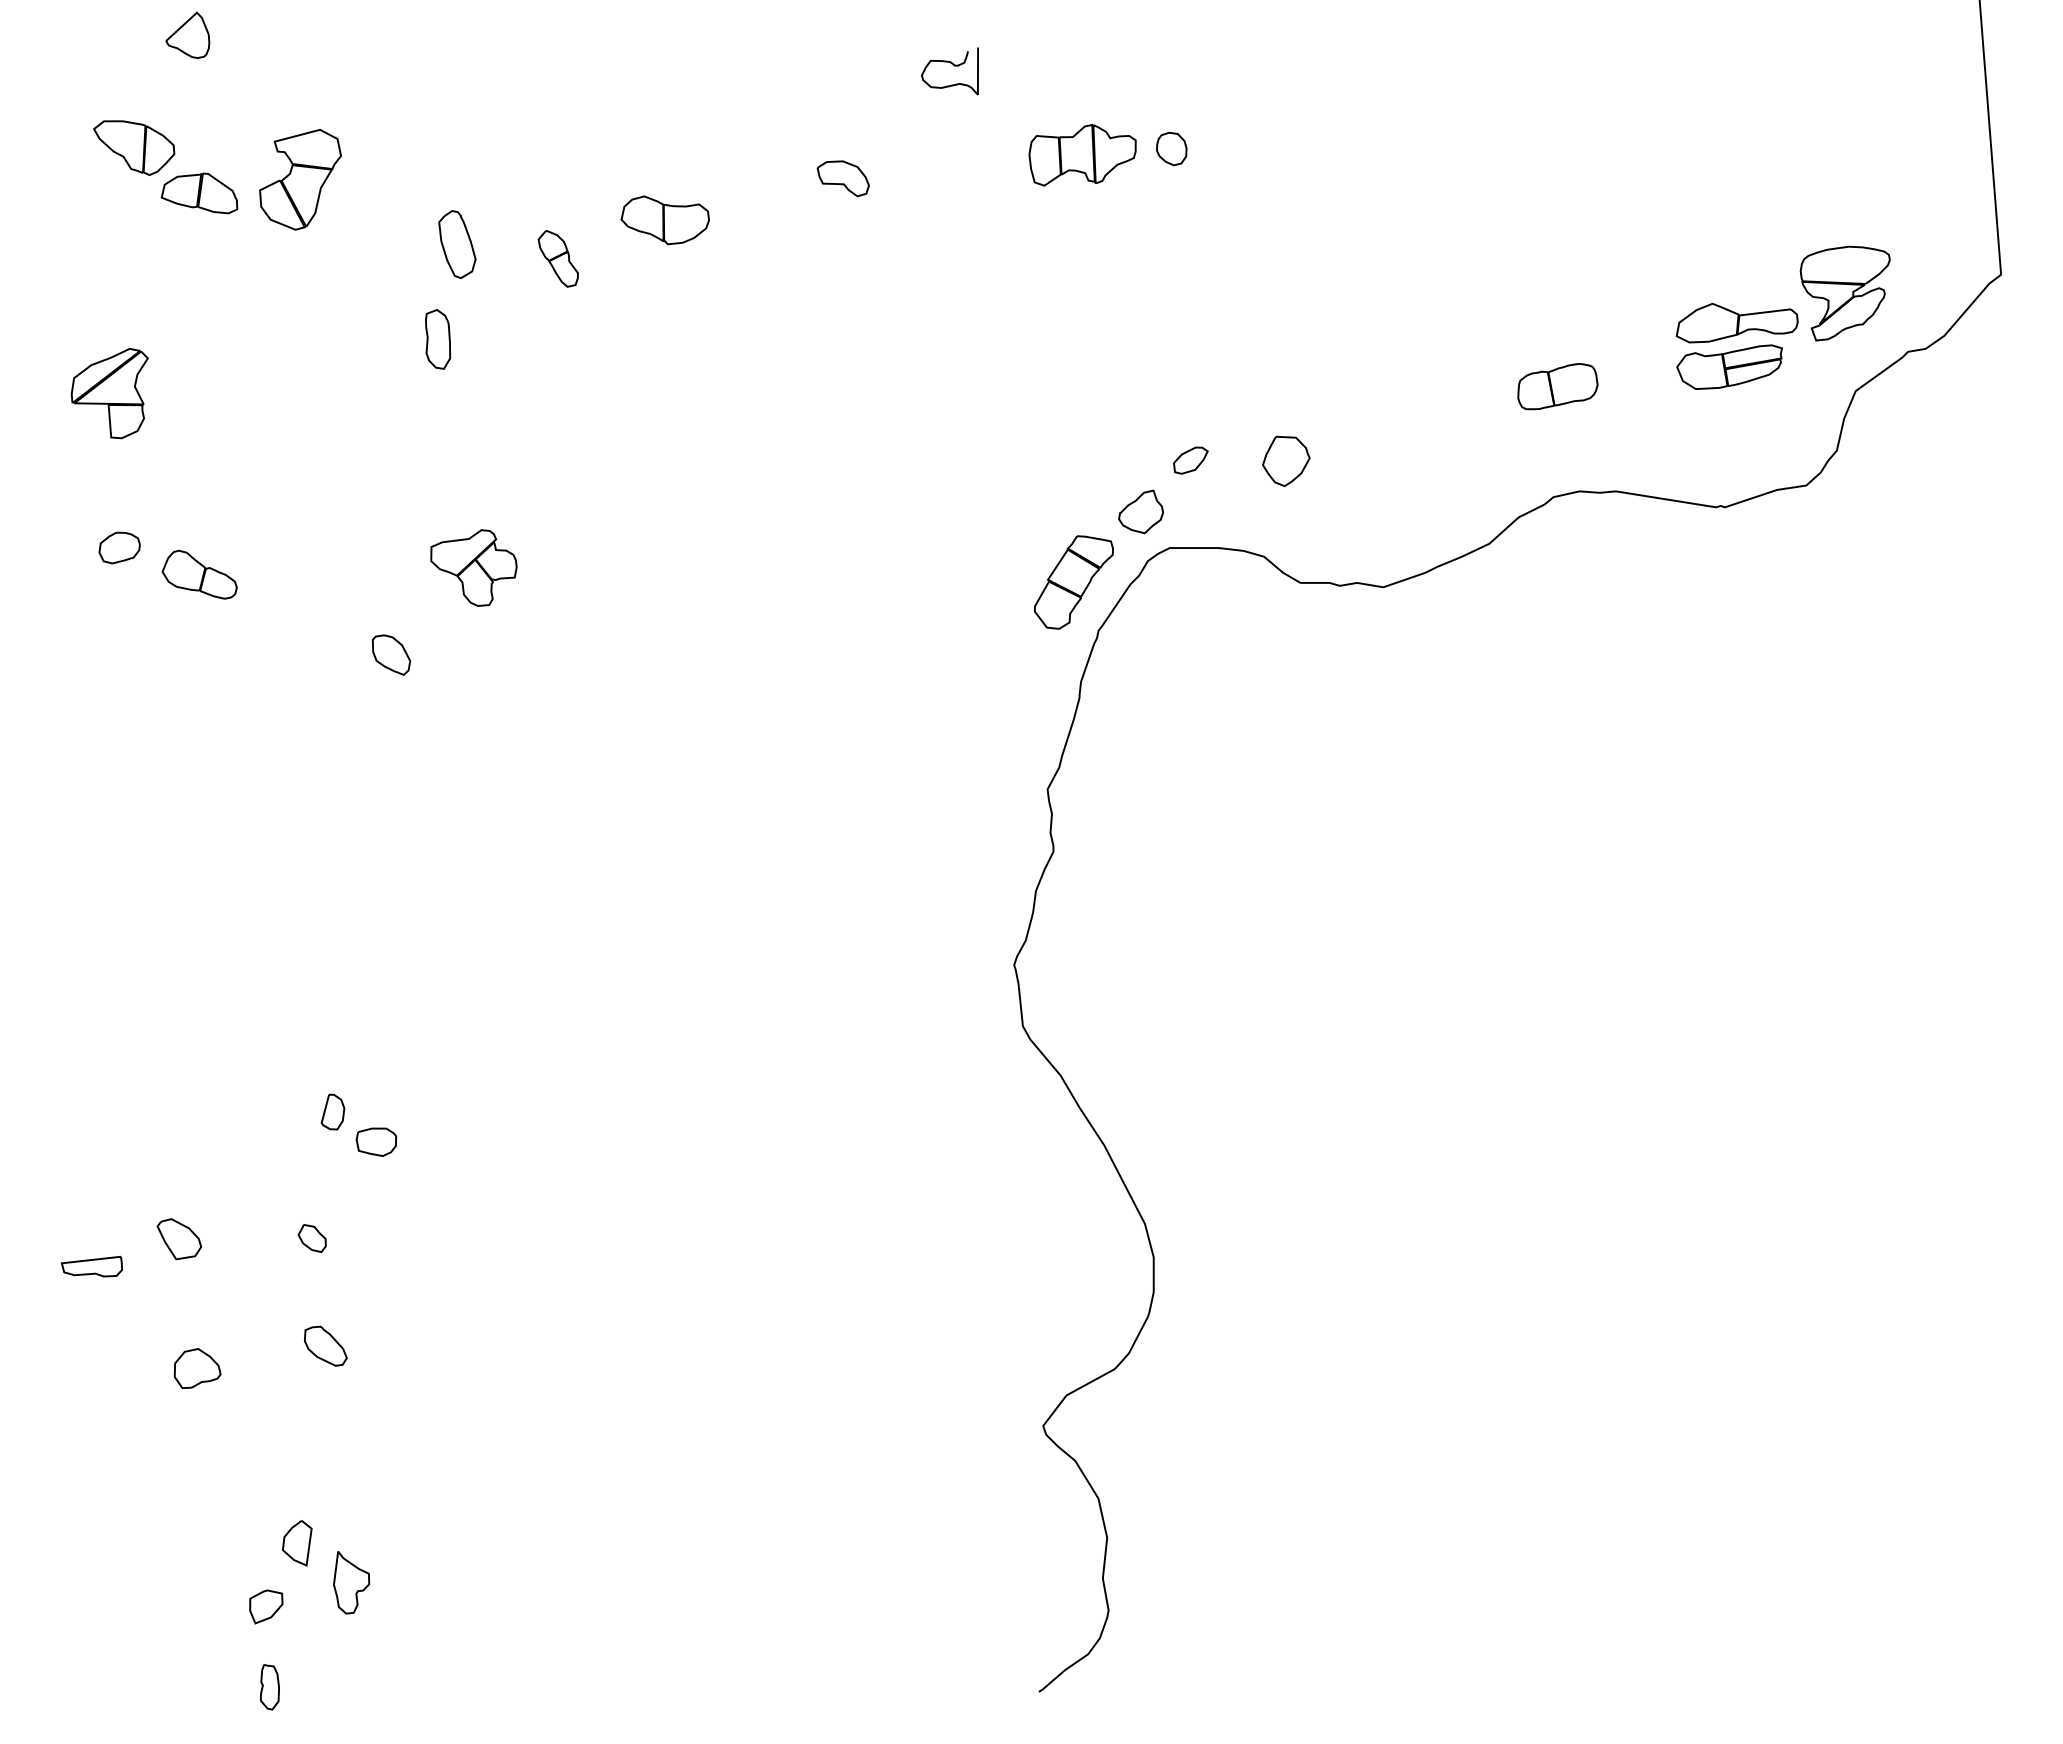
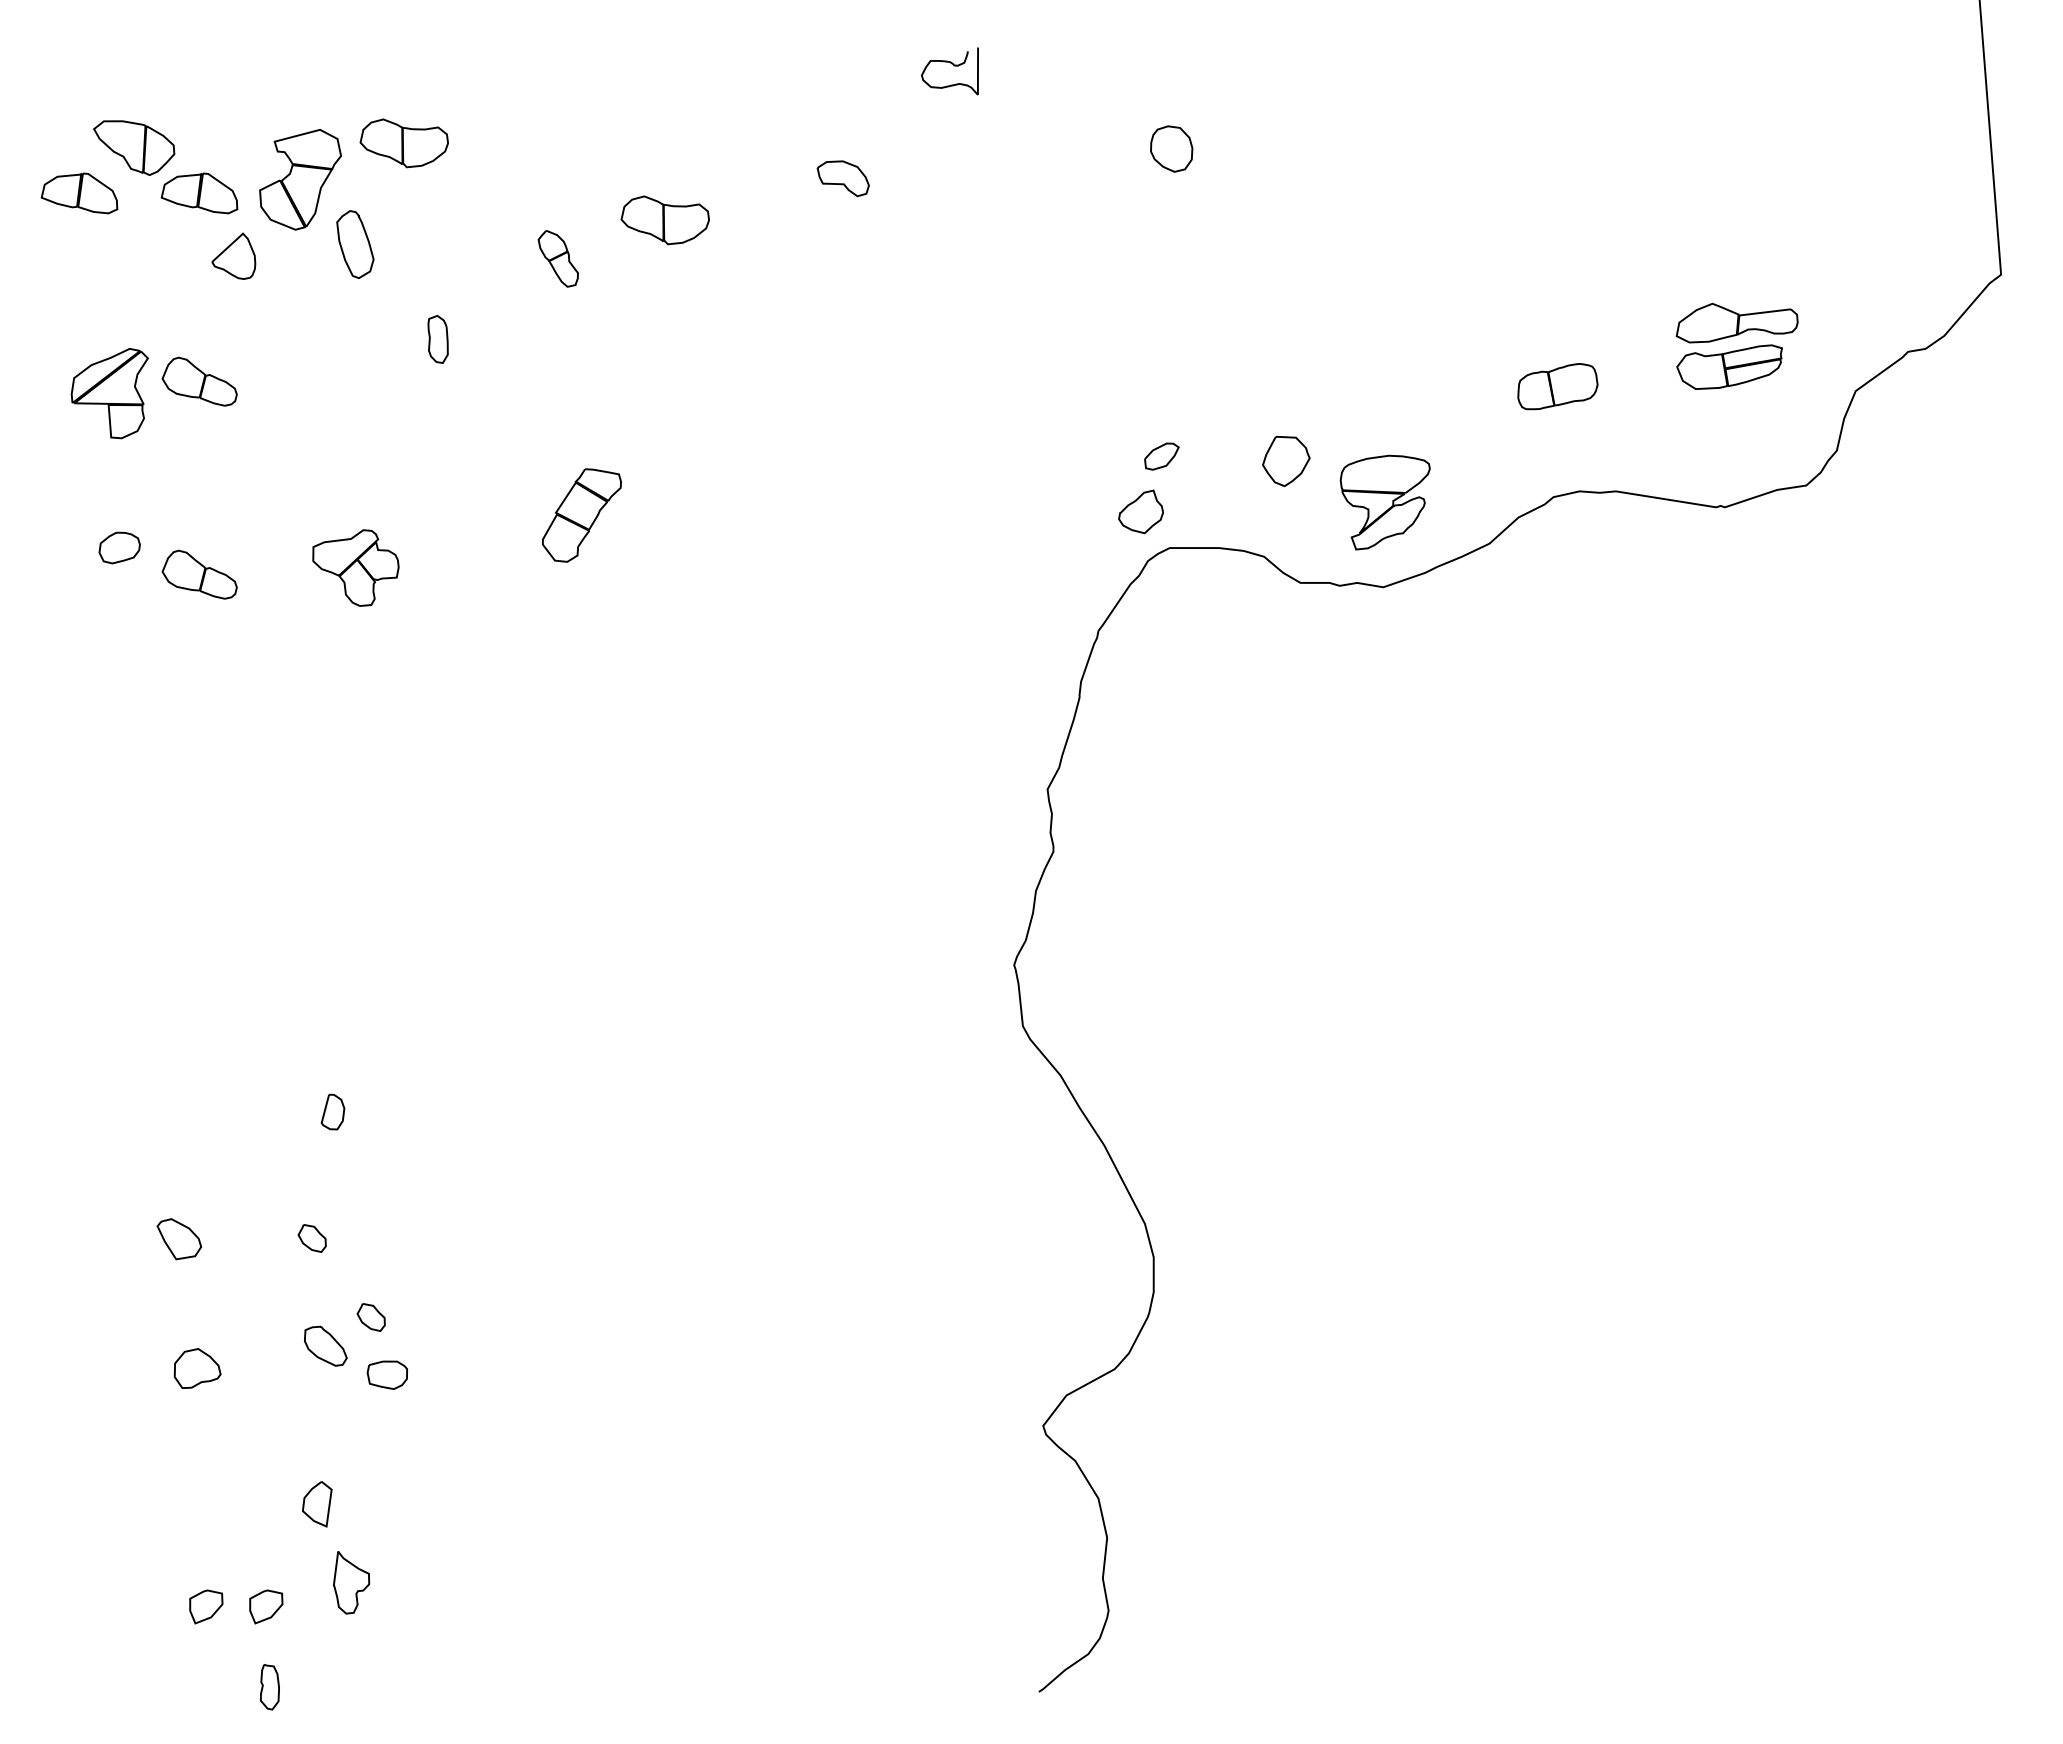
part position: (187, 34) -> (233, 255) (233, 255)
part: none -> present (403, 143)
part size: 32x36 px -> 44x48 px (1171, 148)
part: present -> none (1082, 155)
part: none -> present (79, 193)
part position: (457, 244) -> (355, 244) (355, 244)
part position: (1844, 293) -> (1384, 502) (1384, 502)
part size: 27x61 px -> 22x49 px (437, 339)
part: none -> present (199, 381)
part position: (1190, 460) -> (1161, 456) (1161, 456)
part position: (473, 567) -> (355, 567) (355, 567)
part position: (1073, 582) -> (581, 515) (581, 515)
part: present -> none (391, 654)
part position: (375, 1141) -> (386, 1374) (386, 1374)
part: present -> none (91, 1266)
part: none -> present (370, 1317)
part position: (297, 1543) -> (317, 1504) (317, 1504)
part: none -> present (206, 1606)
